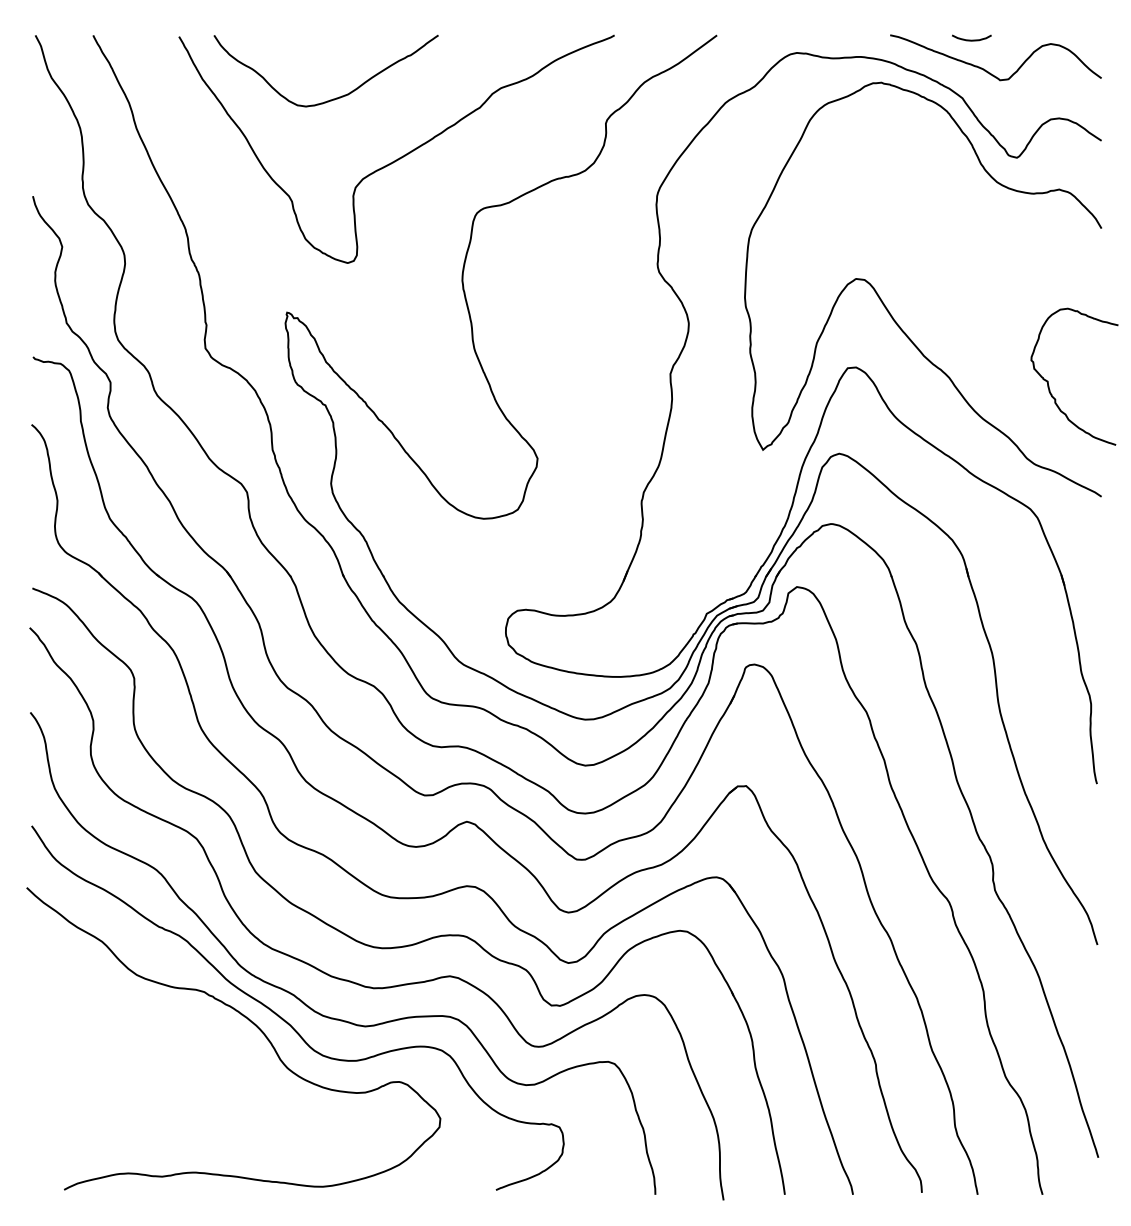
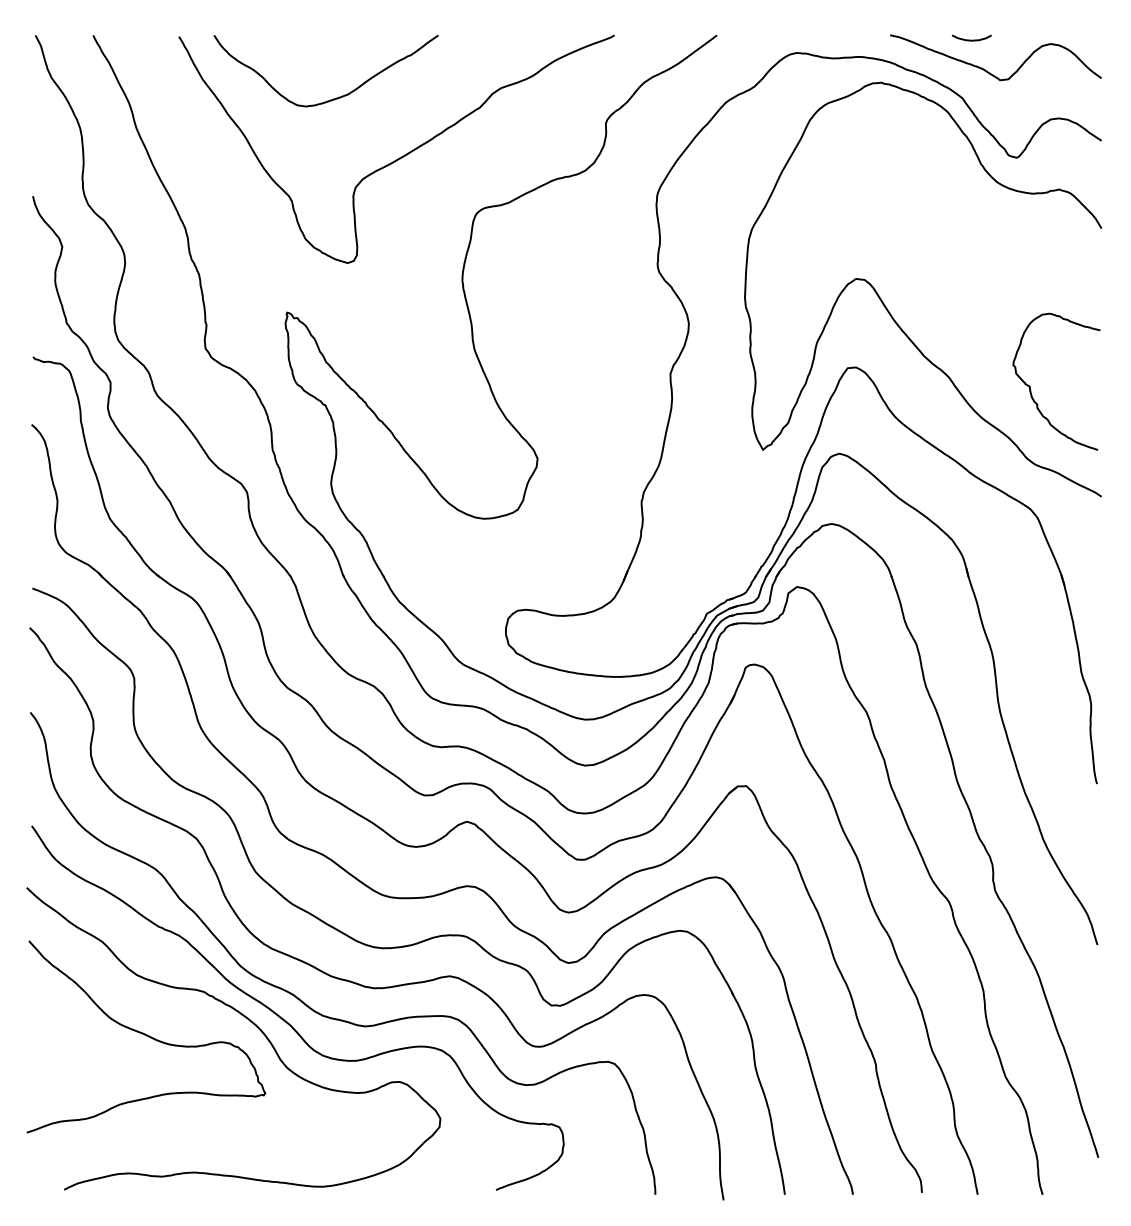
curve position: (1048, 381) -> (1030, 386) (1030, 386)
curve: none -> present (146, 1036)
